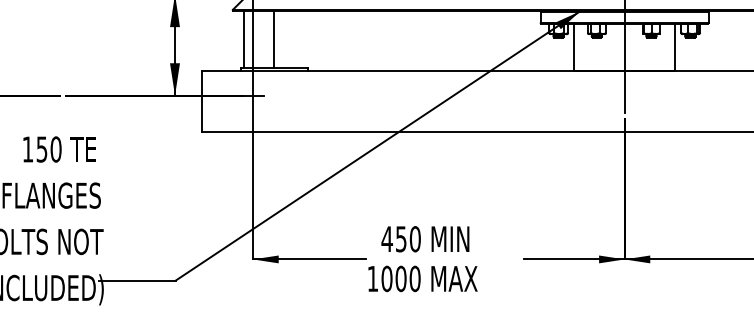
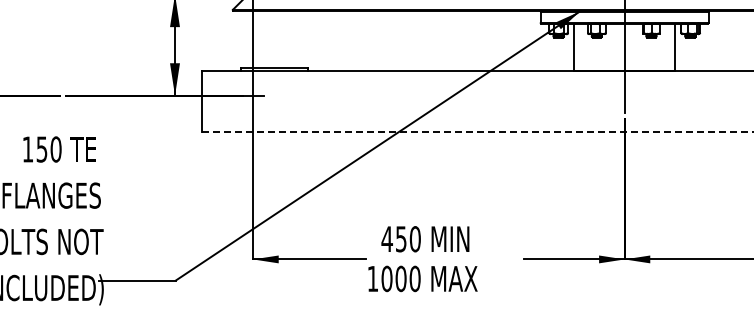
line: present -> none (244, 39)
line: present -> none (274, 39)
line: solid -> dashed (477, 131)
